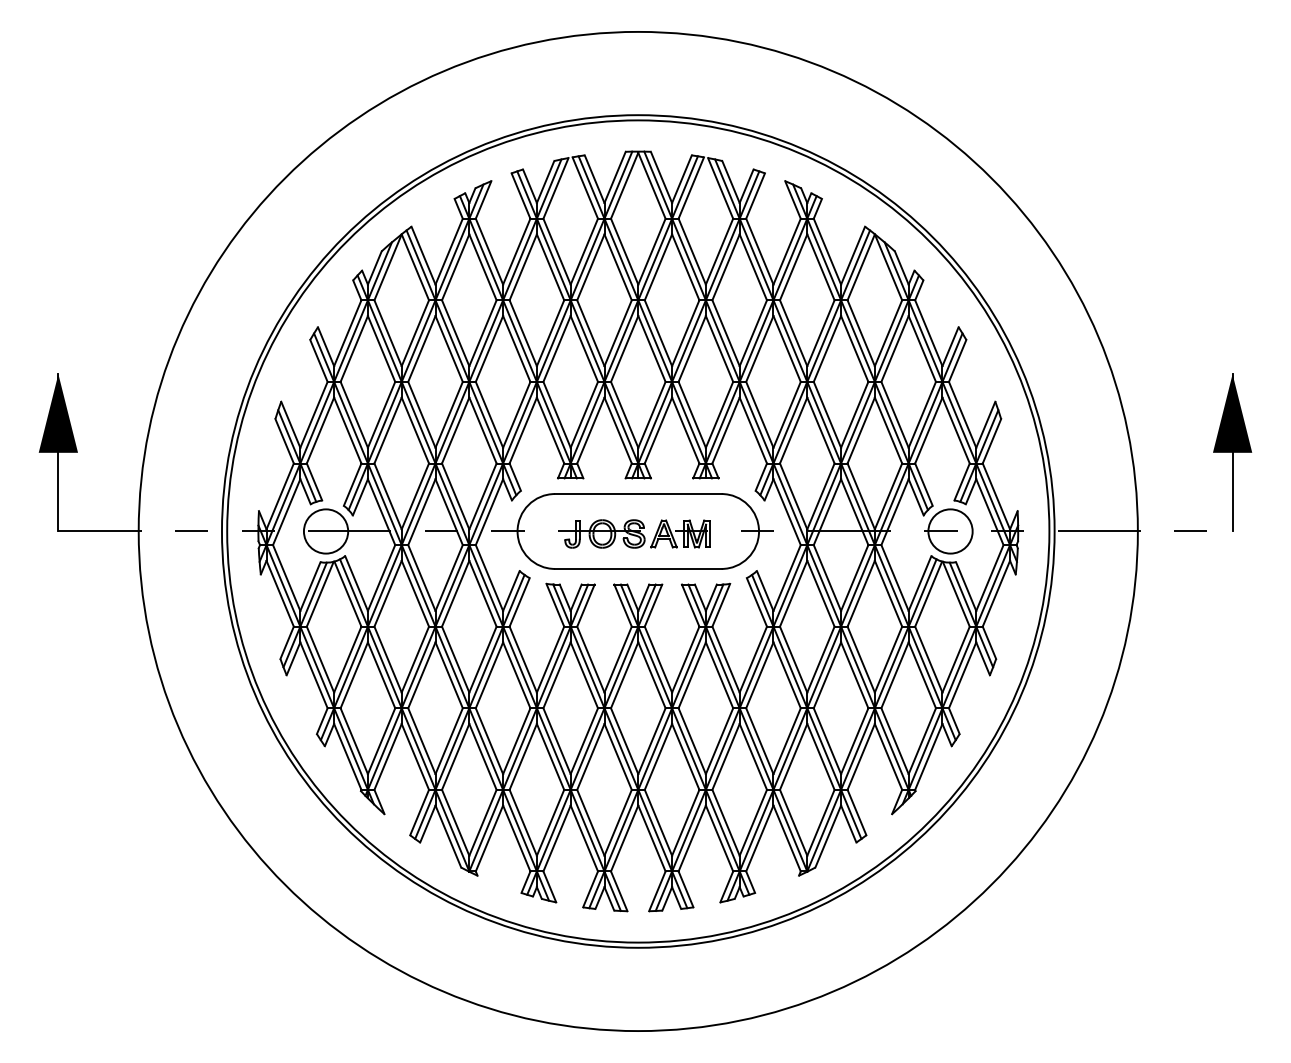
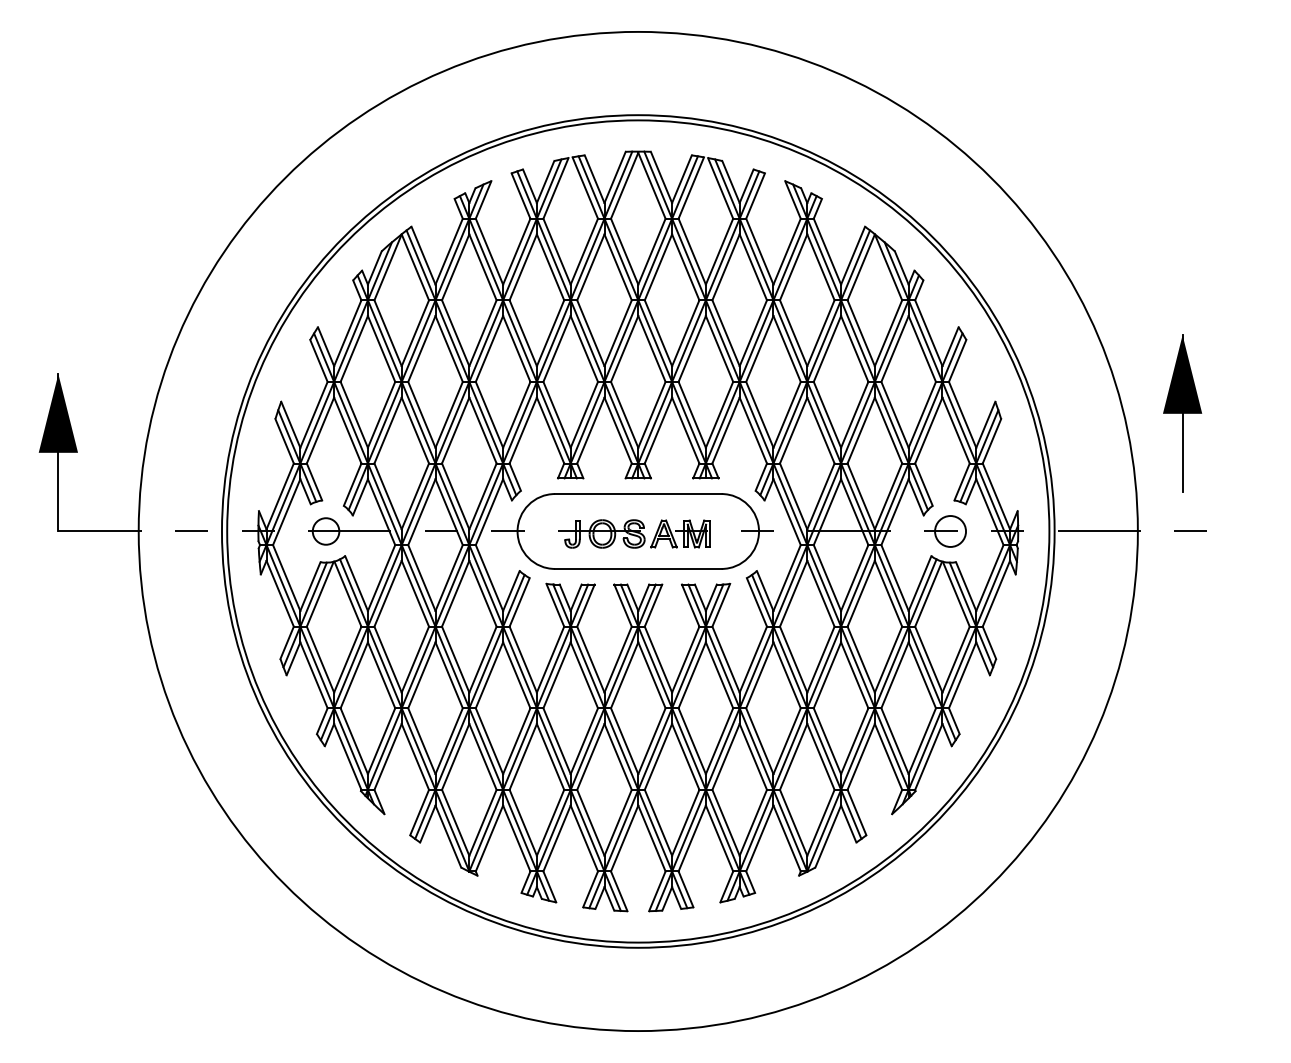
part position: (1232, 452) -> (1182, 413) (1182, 413)
circle diameter: 44 px -> 27 px (325, 531)
circle diameter: 44 px -> 31 px (950, 531)
